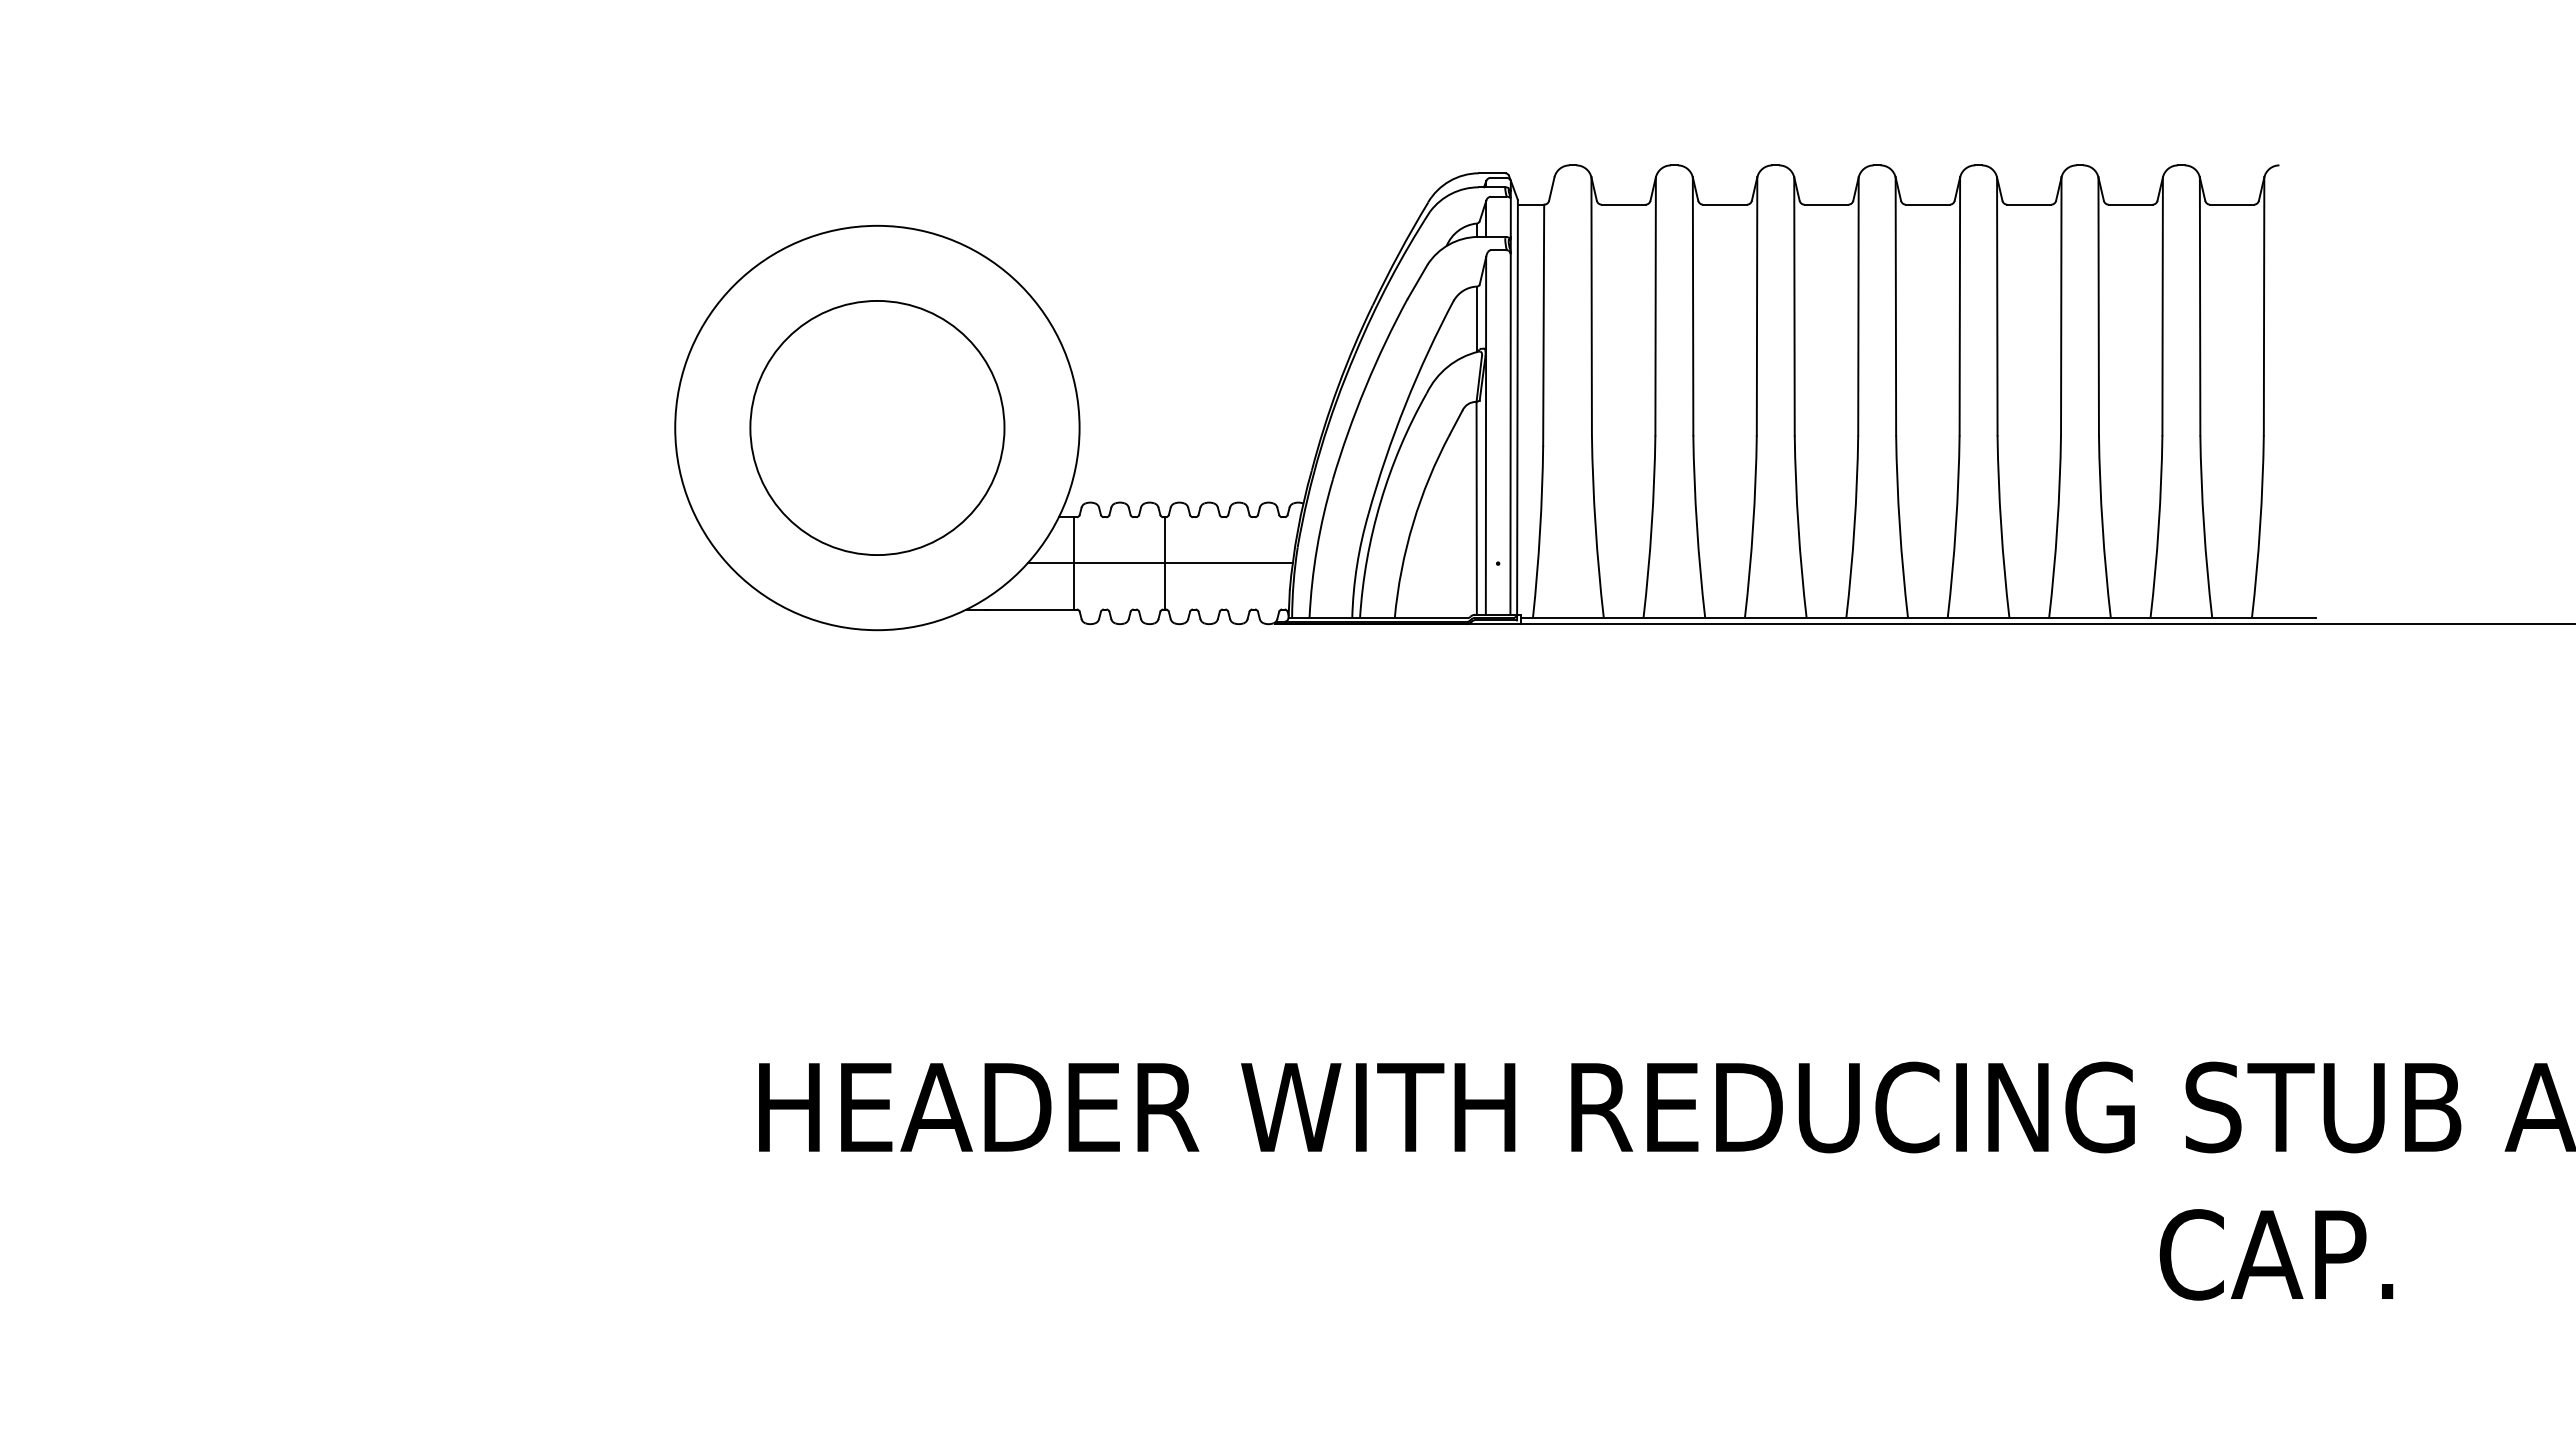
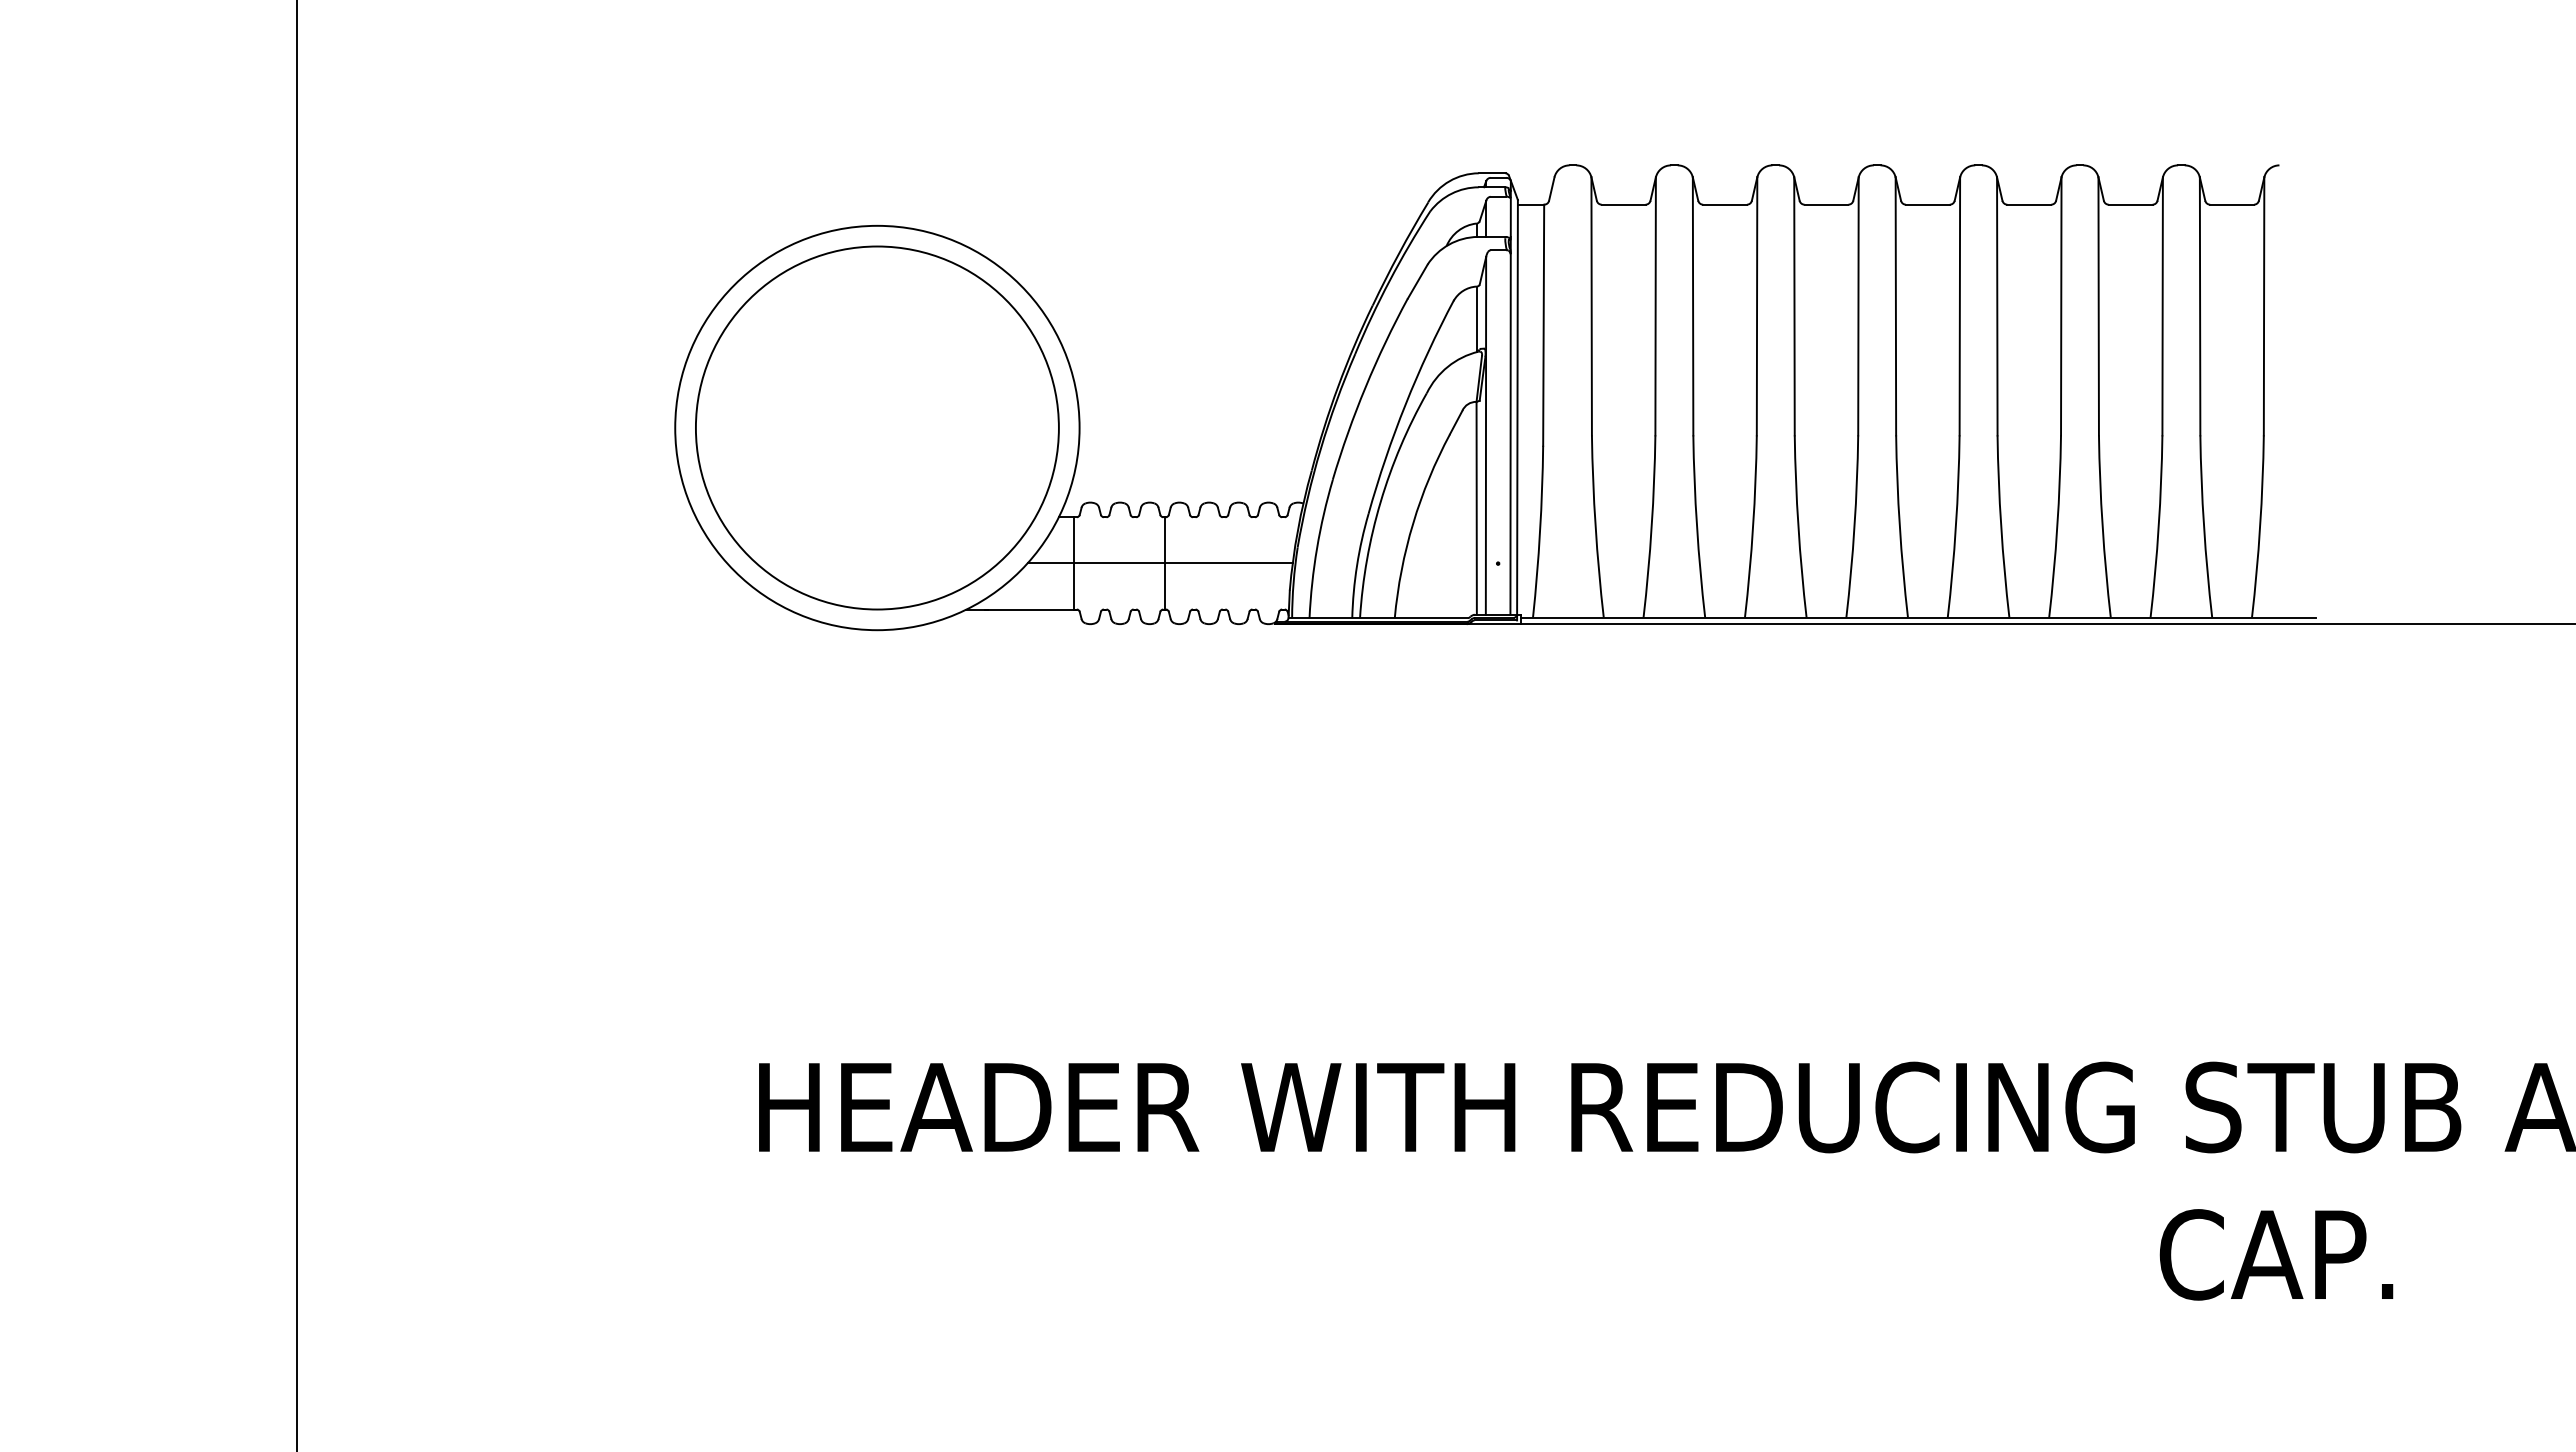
circle size: 257x256 px -> 365x366 px (877, 427)
line: none -> present (296, 725)
